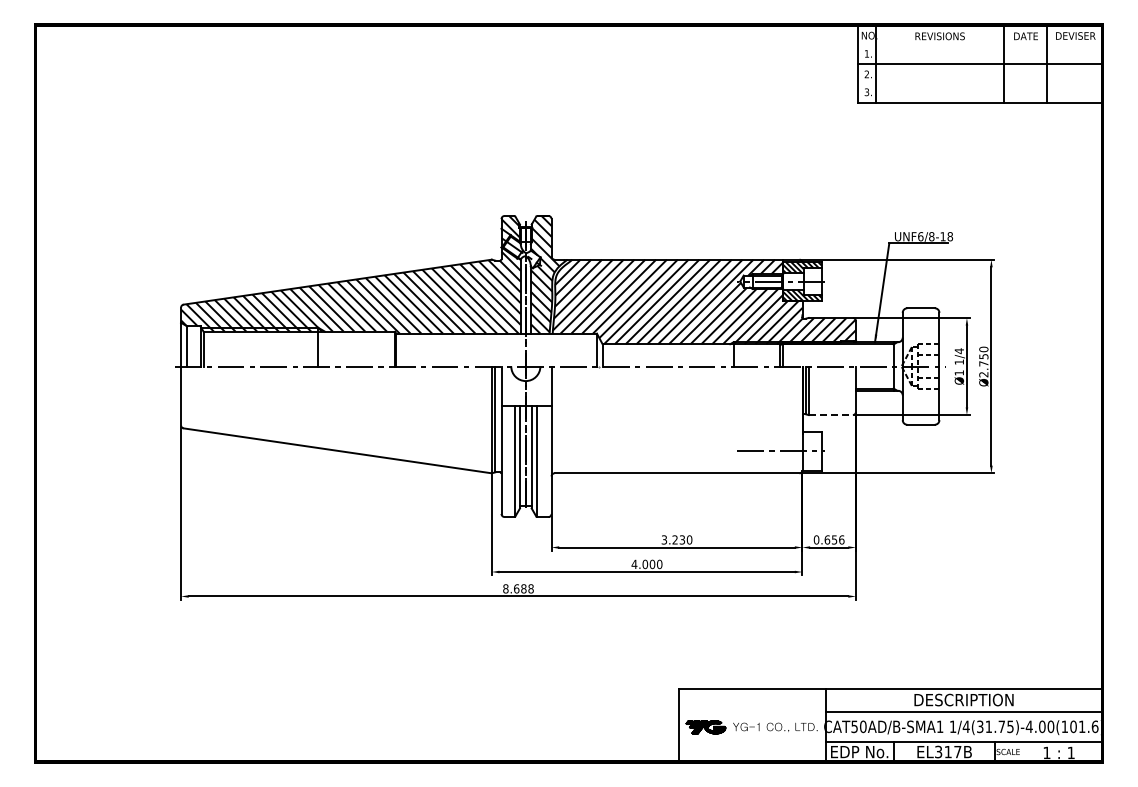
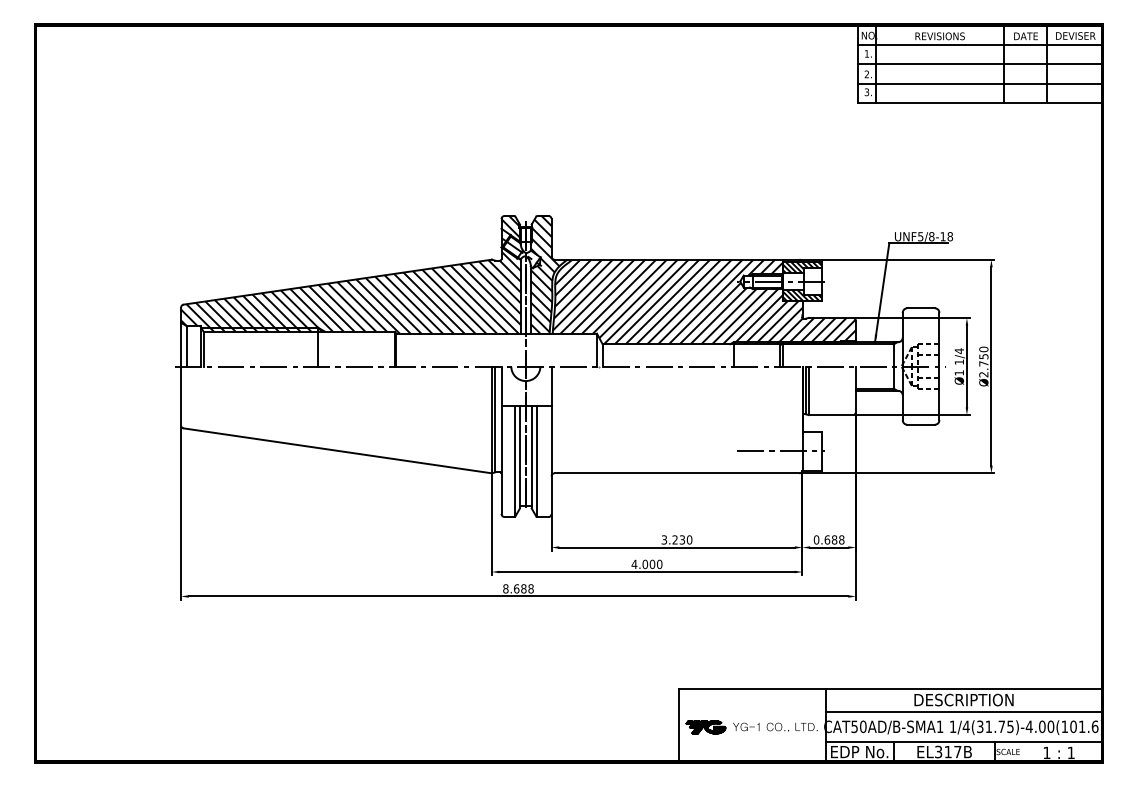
line: none -> present (979, 44)
line: none -> present (979, 83)
text: UNF6/8-18 -> UNF5/8-18 (920, 236)
line: dashed -> solid (831, 415)
text: 0.656 -> 0.688 (837, 539)
